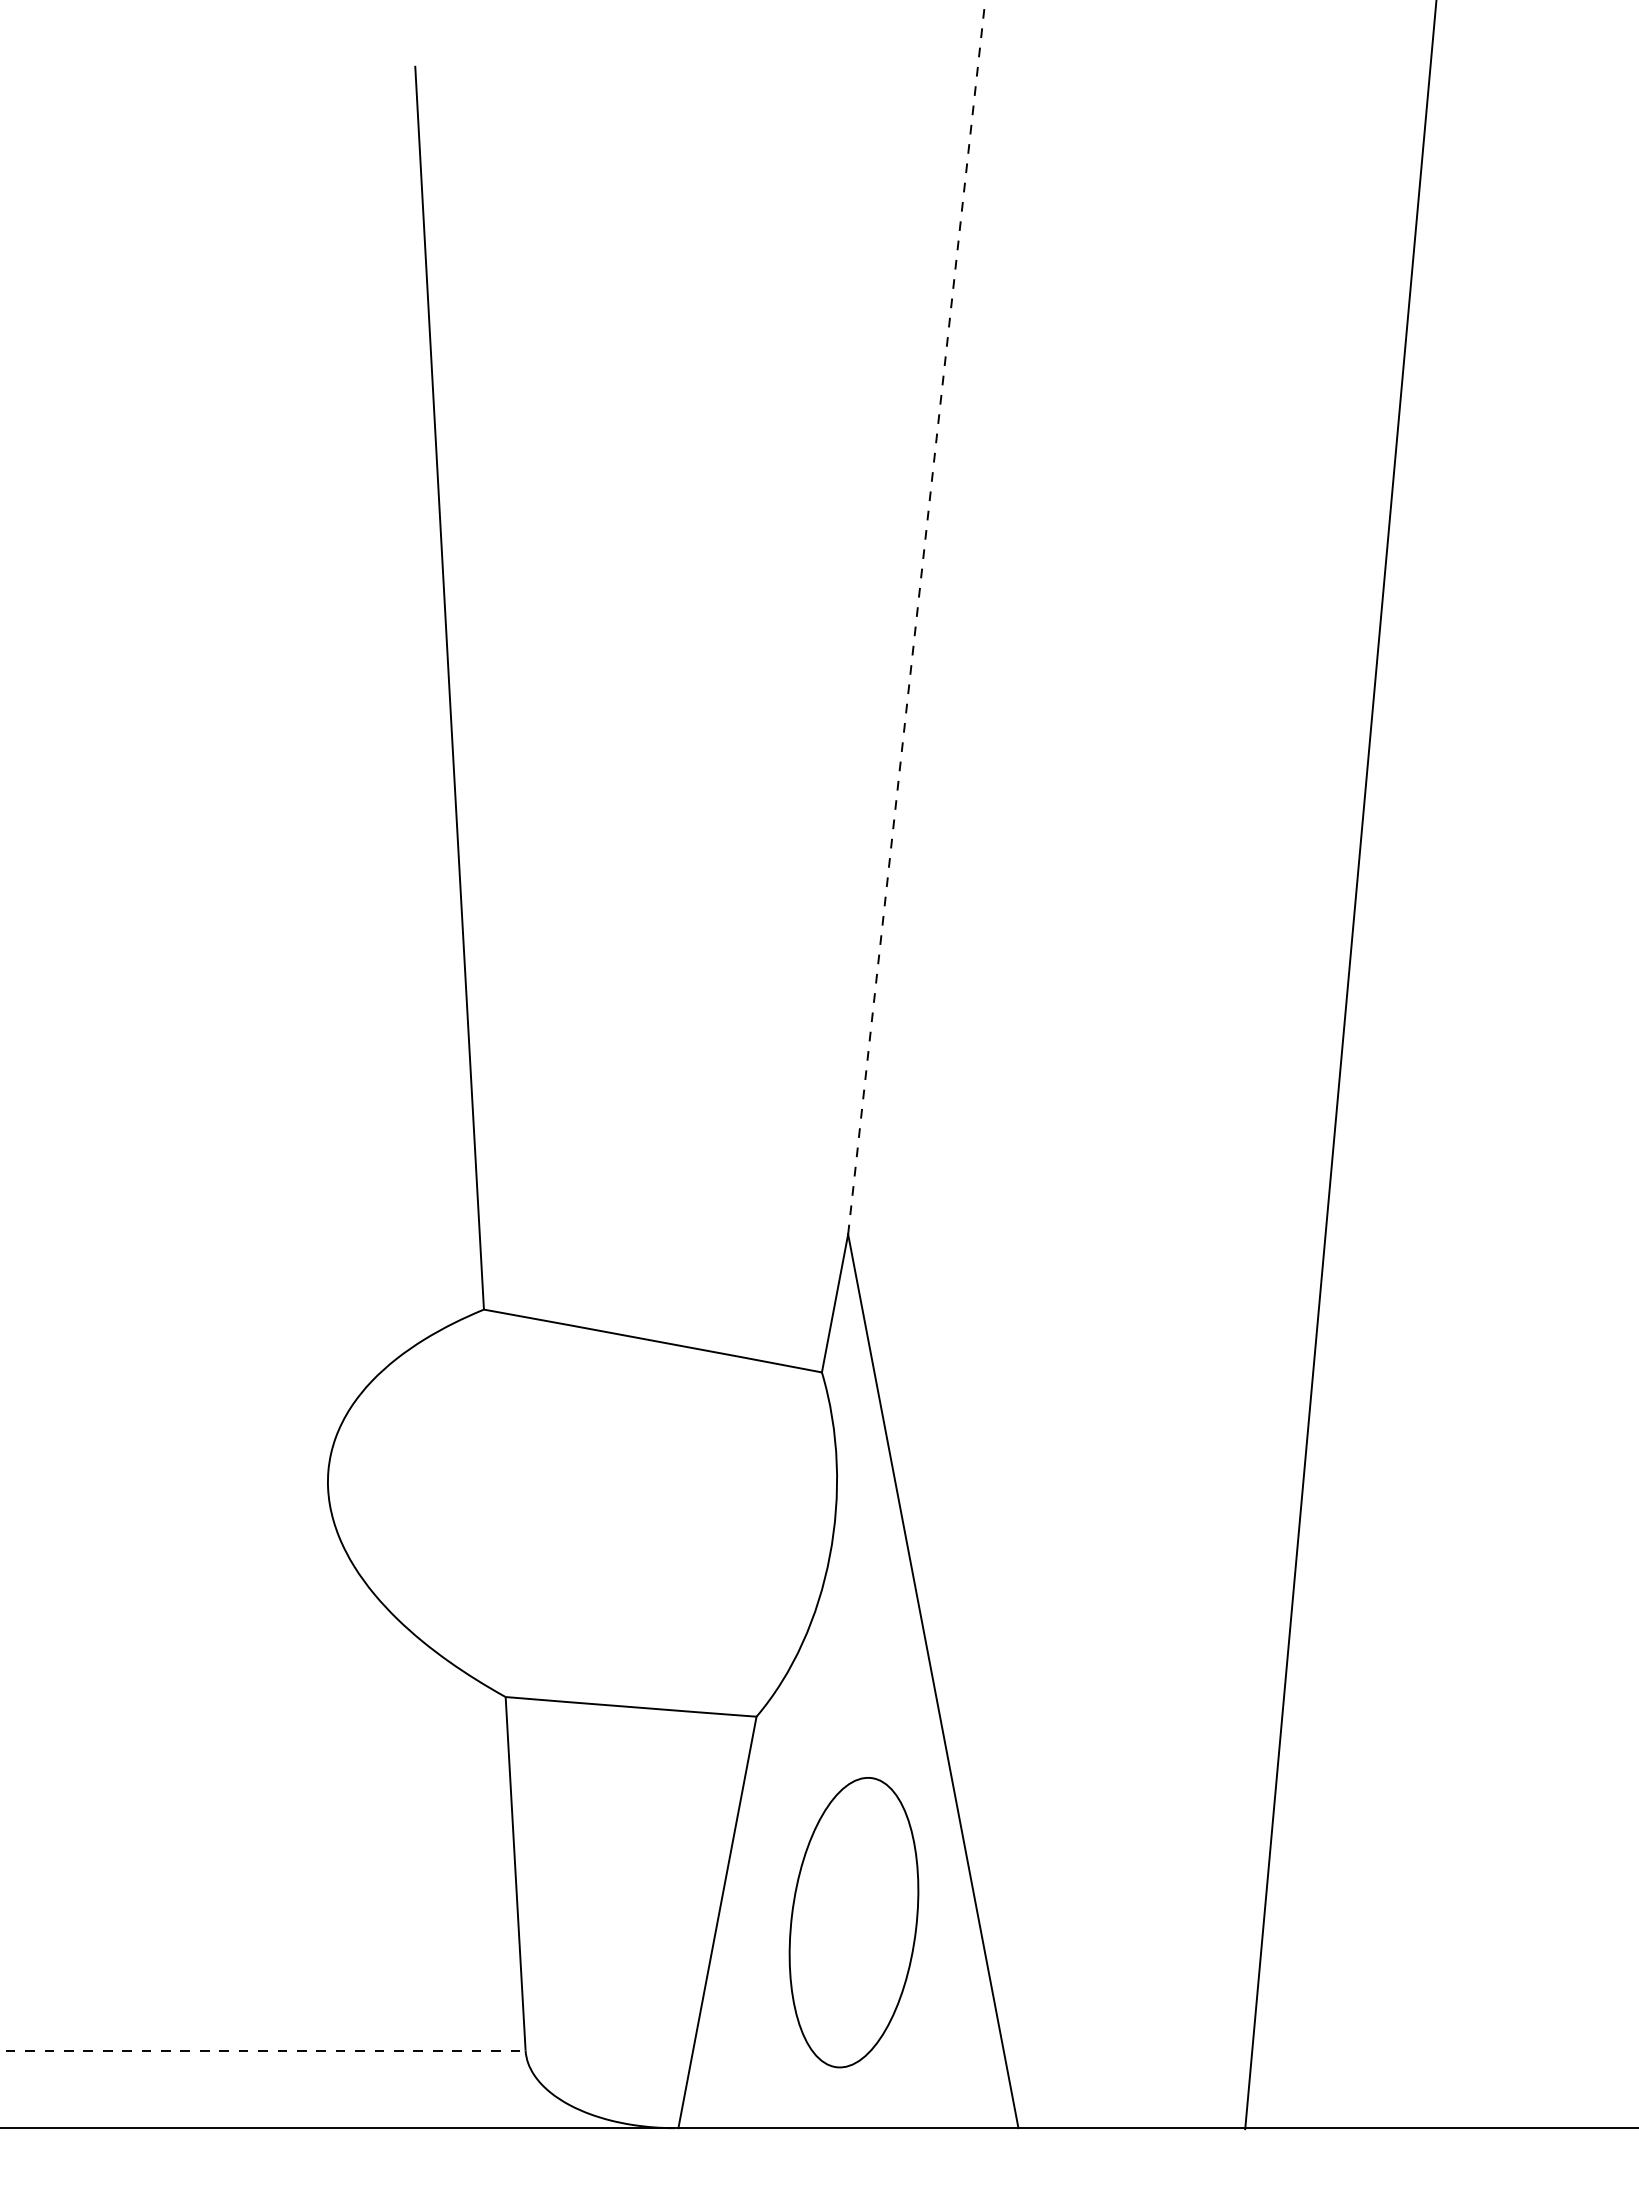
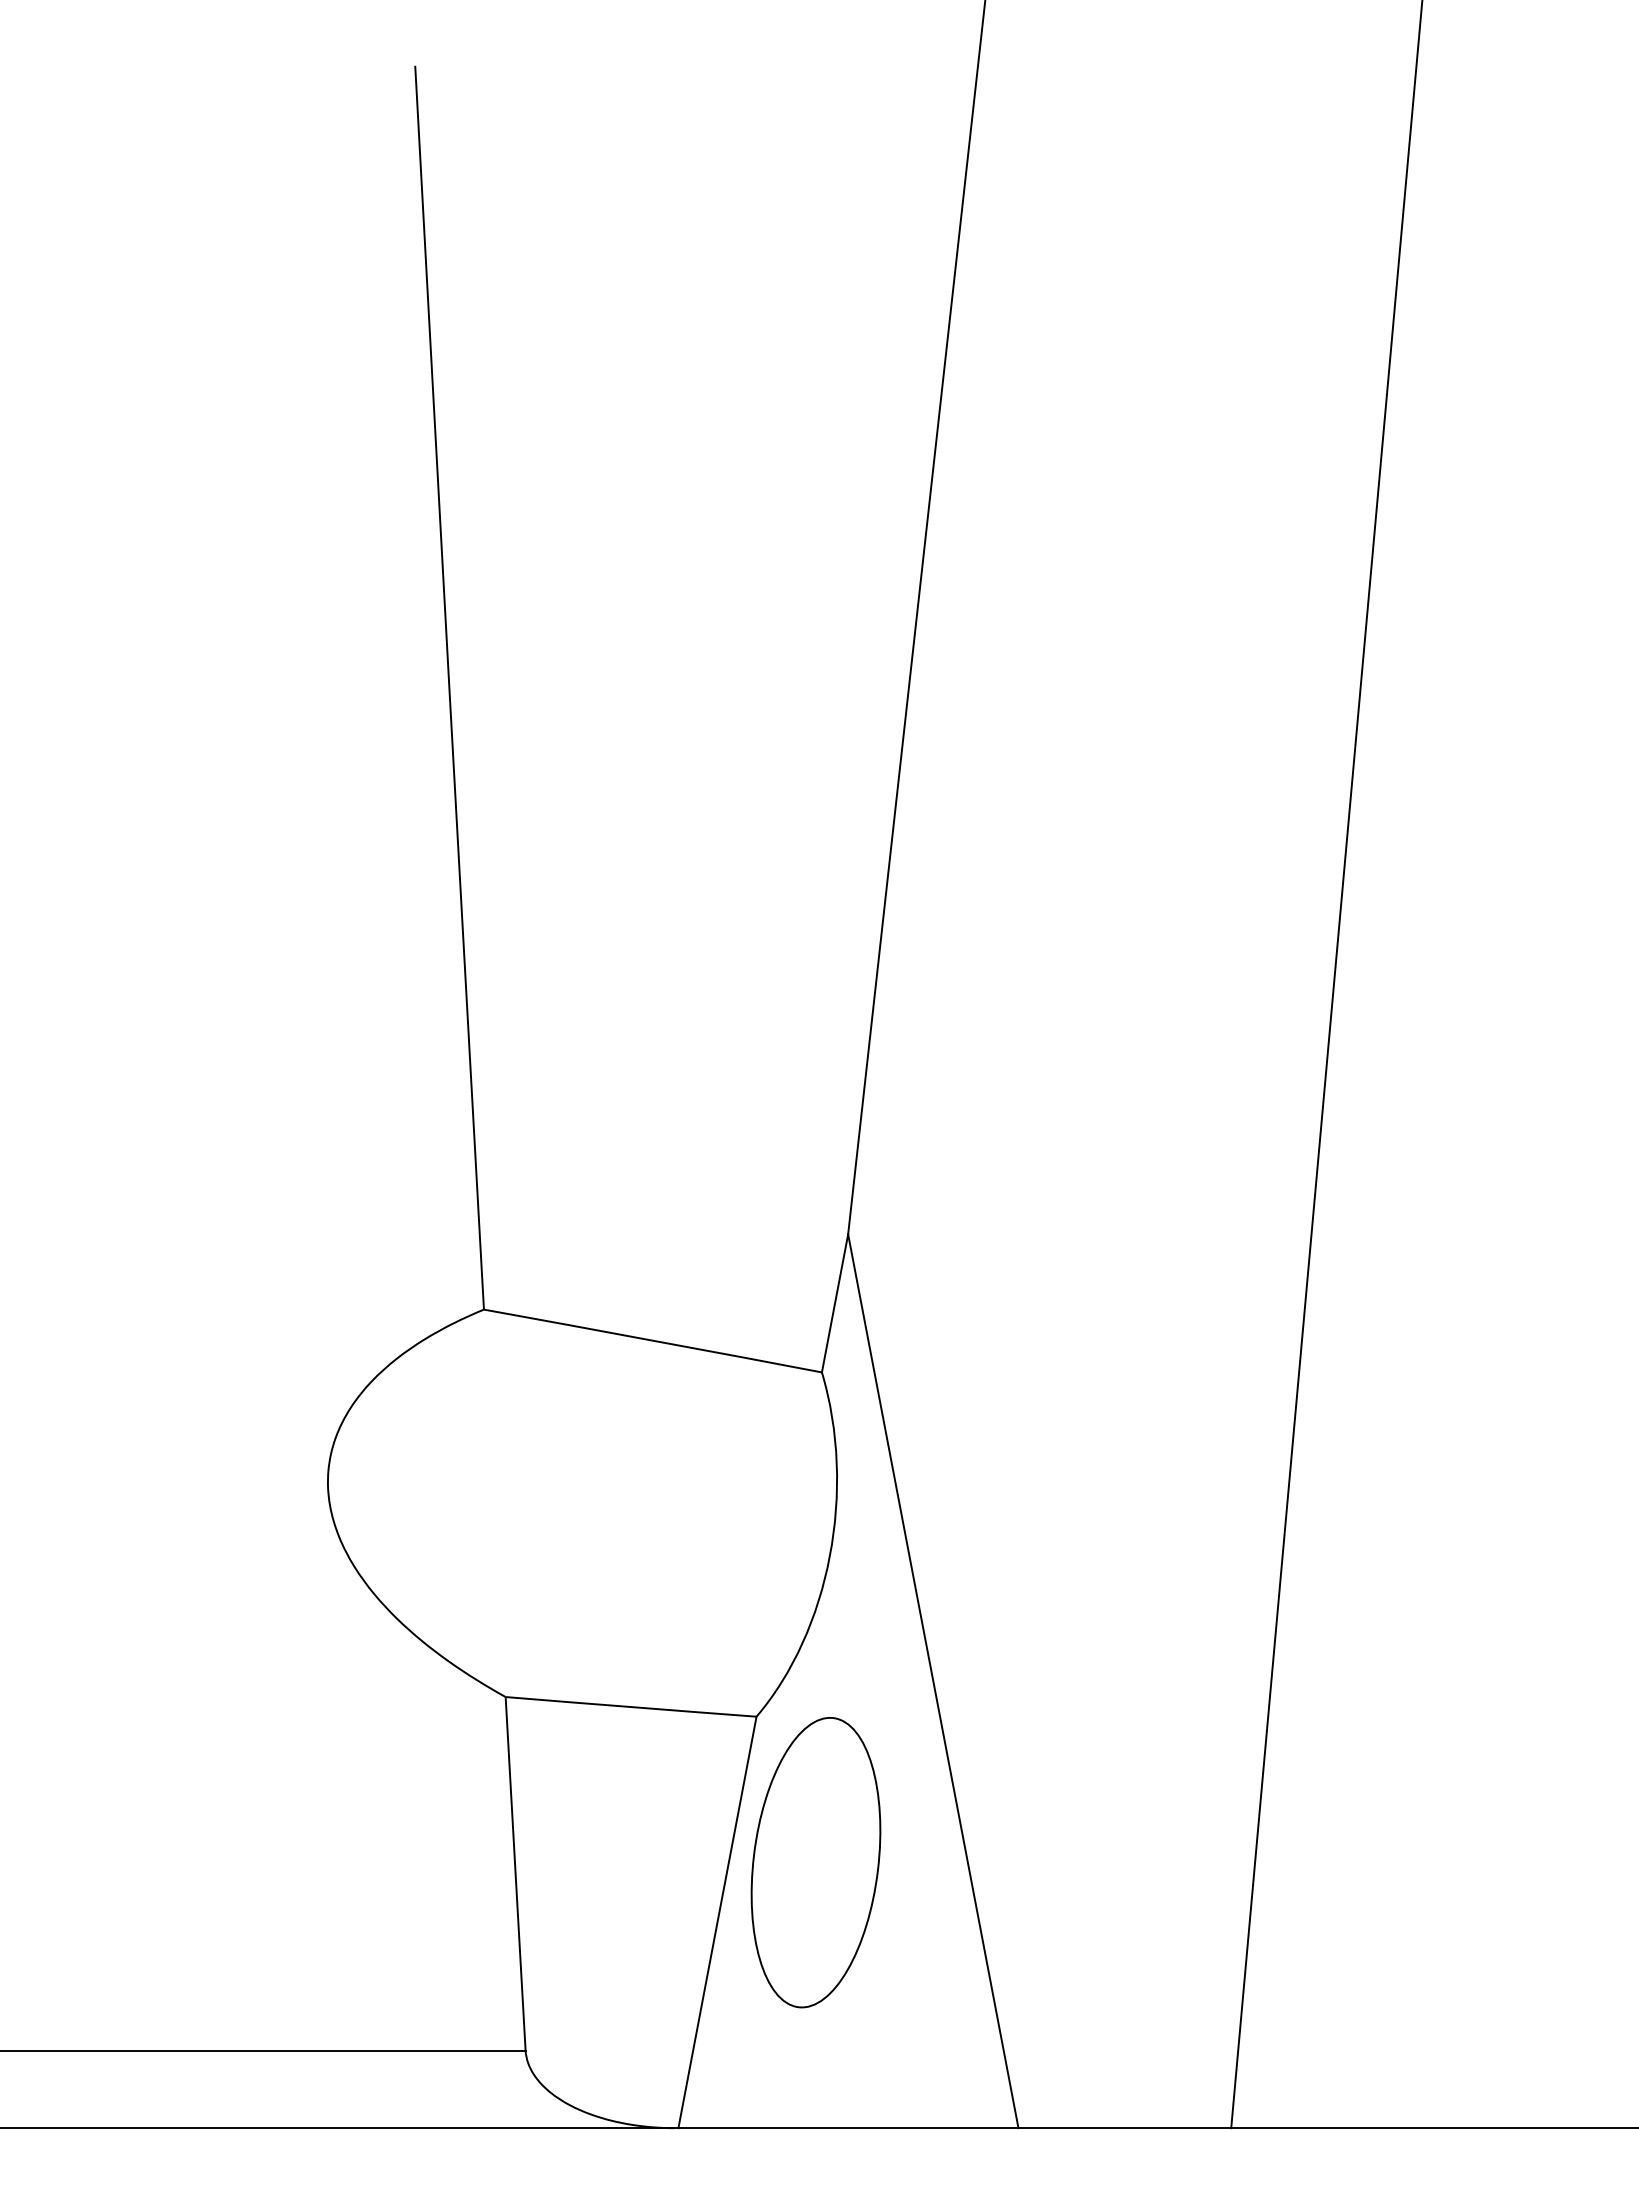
line: dashed -> solid (916, 617)
line position: (1340, 1065) -> (1326, 1065) (1326, 1065)
part position: (853, 1922) -> (815, 1862) (815, 1862)
line: dashed -> solid (263, 2050)
